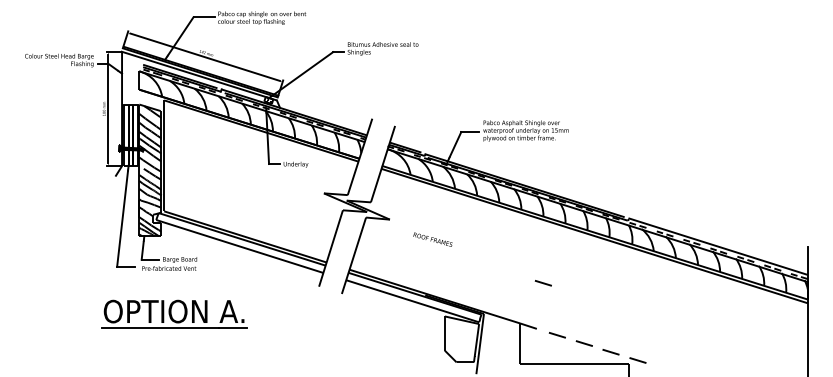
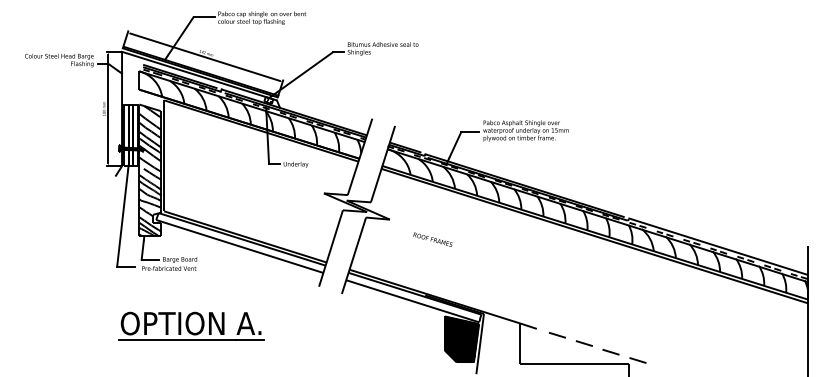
line: present -> none (542, 283)
part position: (174, 313) -> (191, 325) (191, 325)
hatch: none -> present (461, 339)
